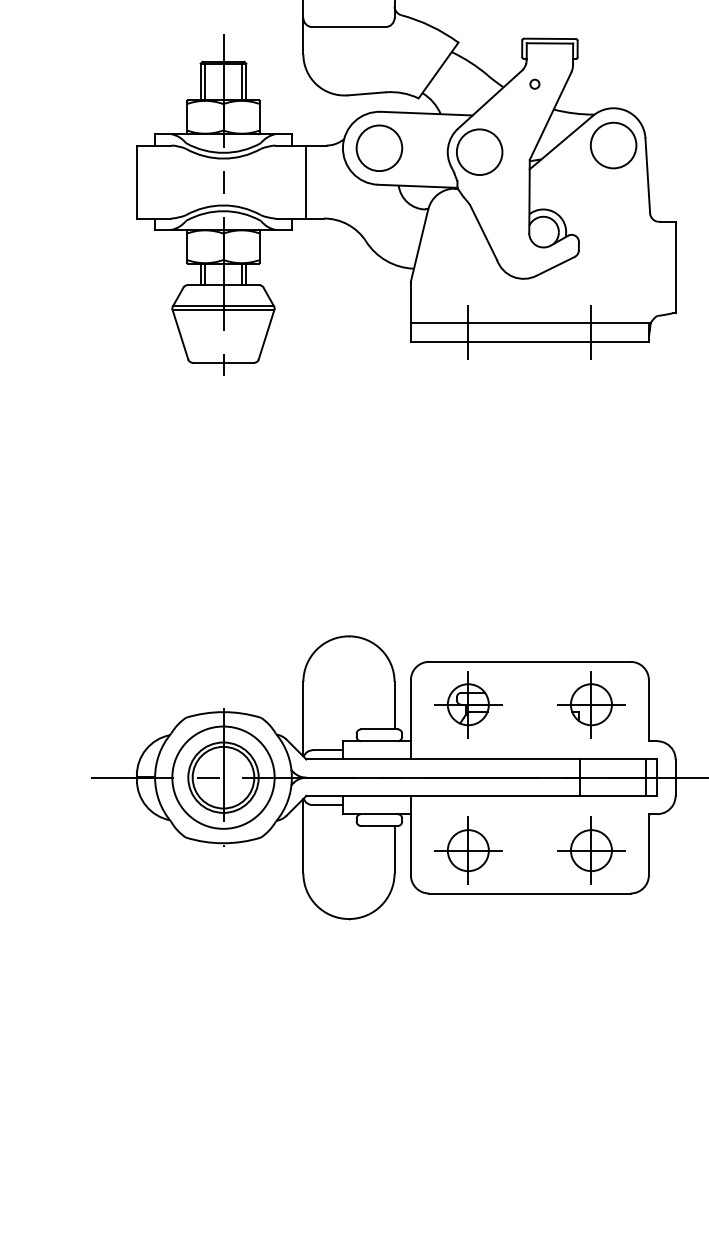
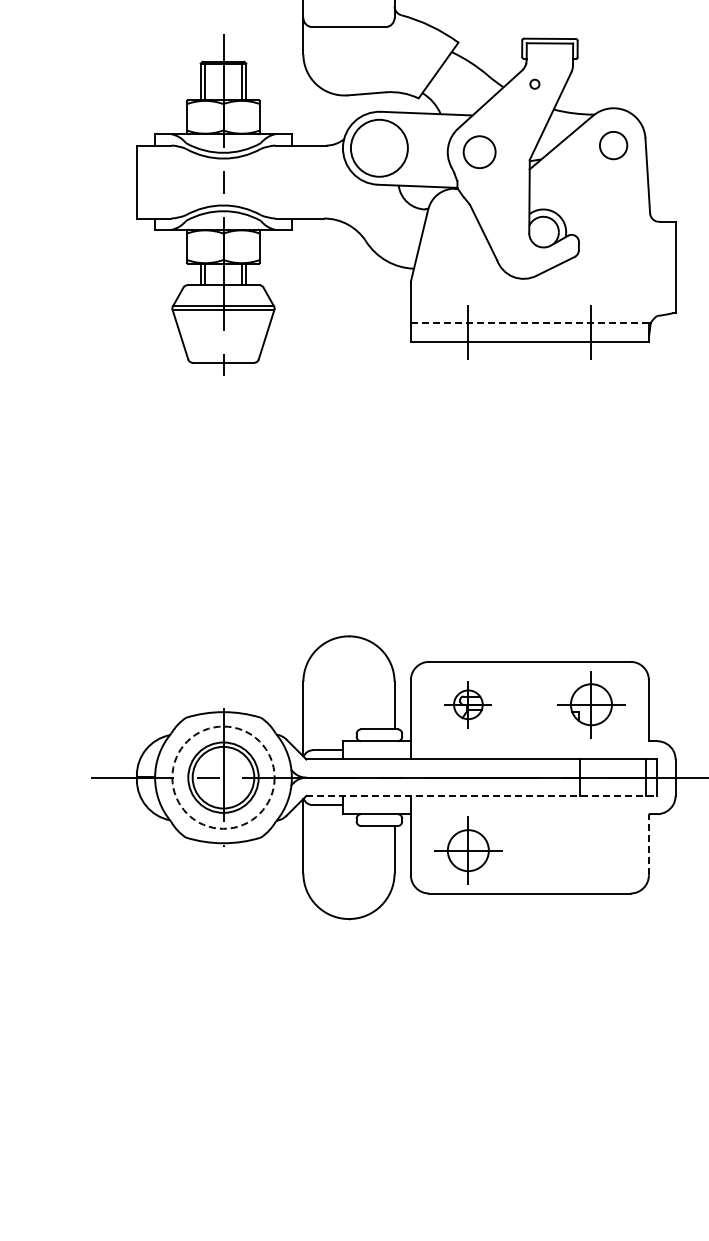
circle diameter: 46 px -> 27 px (613, 145)
circle diameter: 46 px -> 57 px (378, 147)
circle diameter: 46 px -> 32 px (479, 152)
line: present -> none (306, 181)
line: solid -> dashed (529, 323)
part size: 69x68 px -> 48x48 px (467, 704)
circle: solid -> dashed (223, 777)
line: solid -> dashed (482, 795)
line: solid -> dashed (648, 844)
part: present -> none (591, 850)
